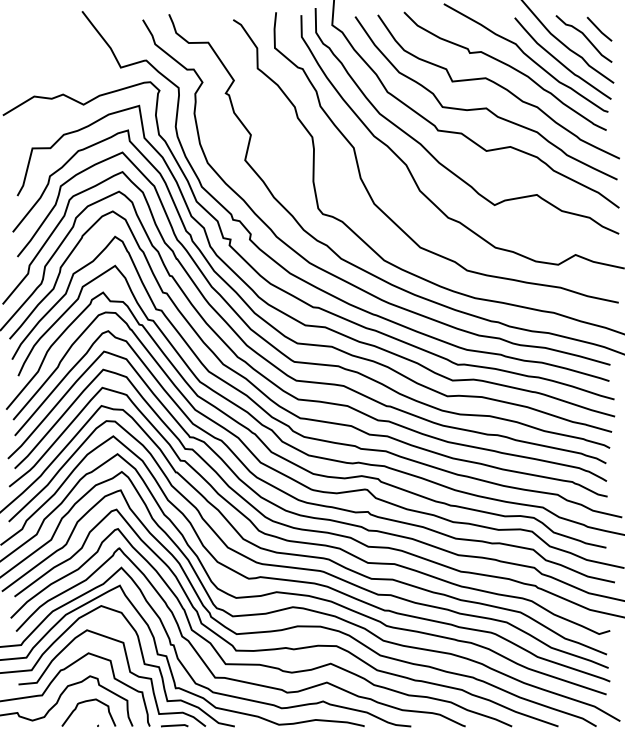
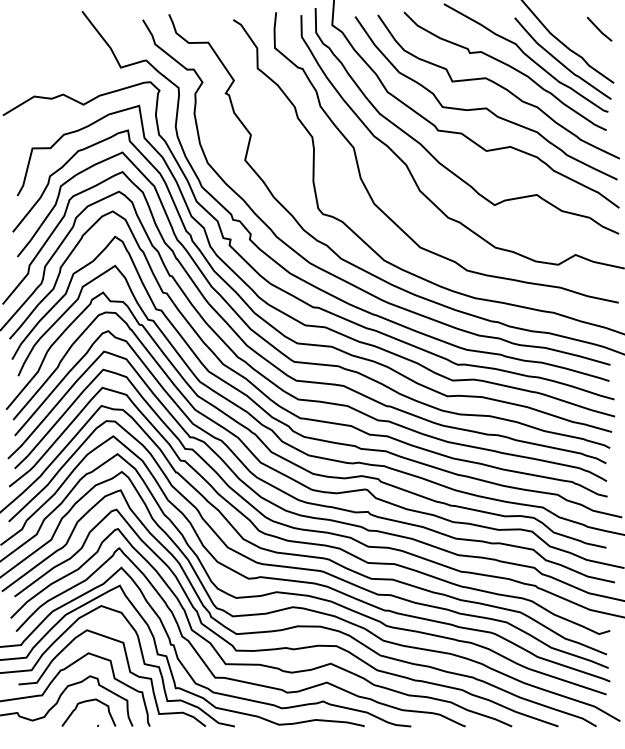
curve: present -> none (585, 38)
line: present -> none (174, 725)
